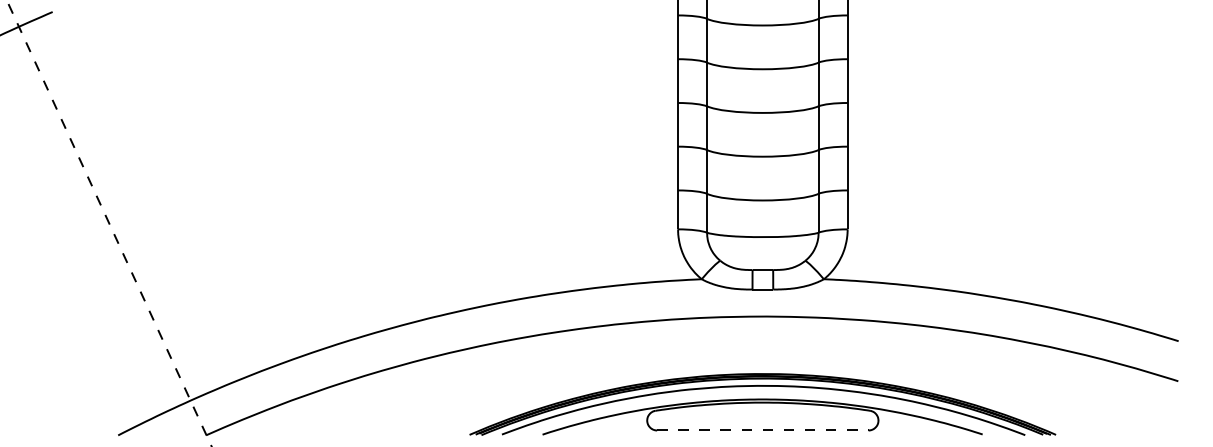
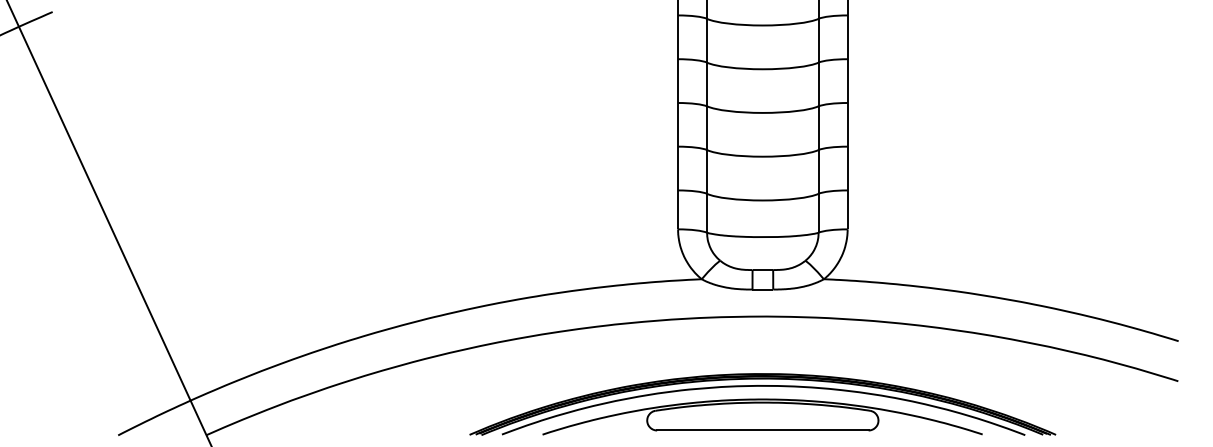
line: dashed -> solid (108, 222)
line: dashed -> solid (762, 430)
